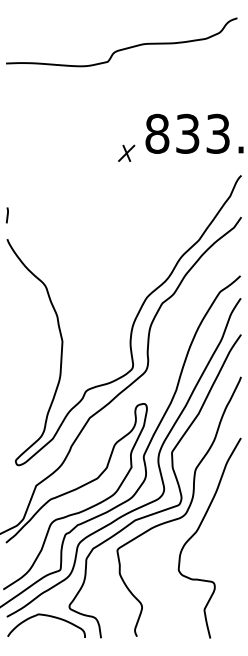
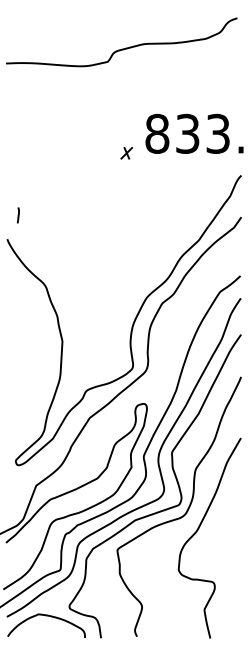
part size: 18x18 px -> 13x13 px (126, 153)
line position: (6, 215) -> (17, 215) (17, 215)
